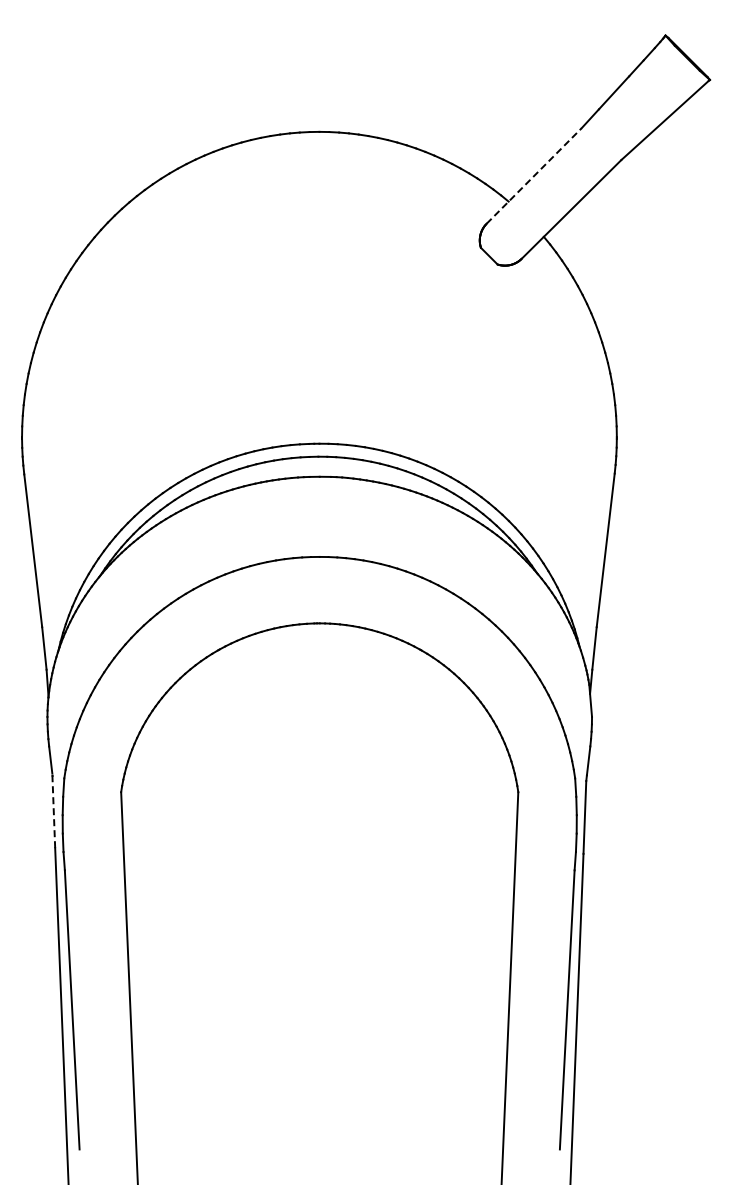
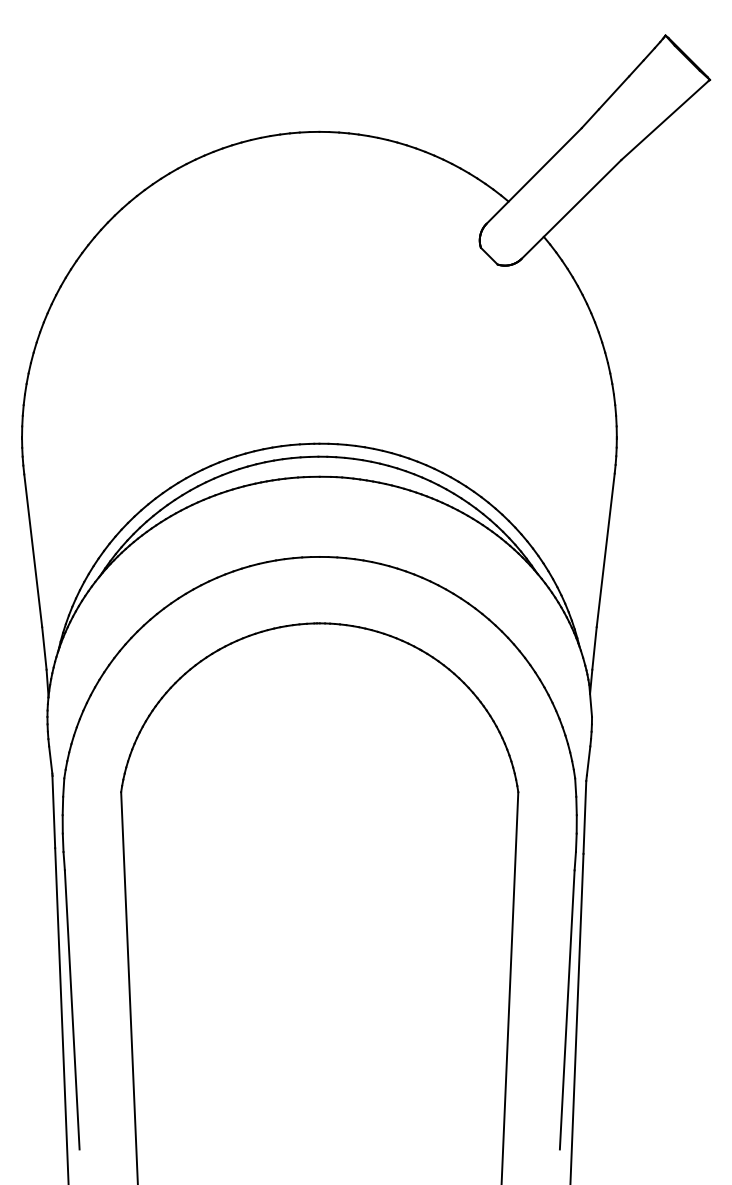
line: dashed -> solid (534, 175)
line: dashed -> solid (53, 810)
